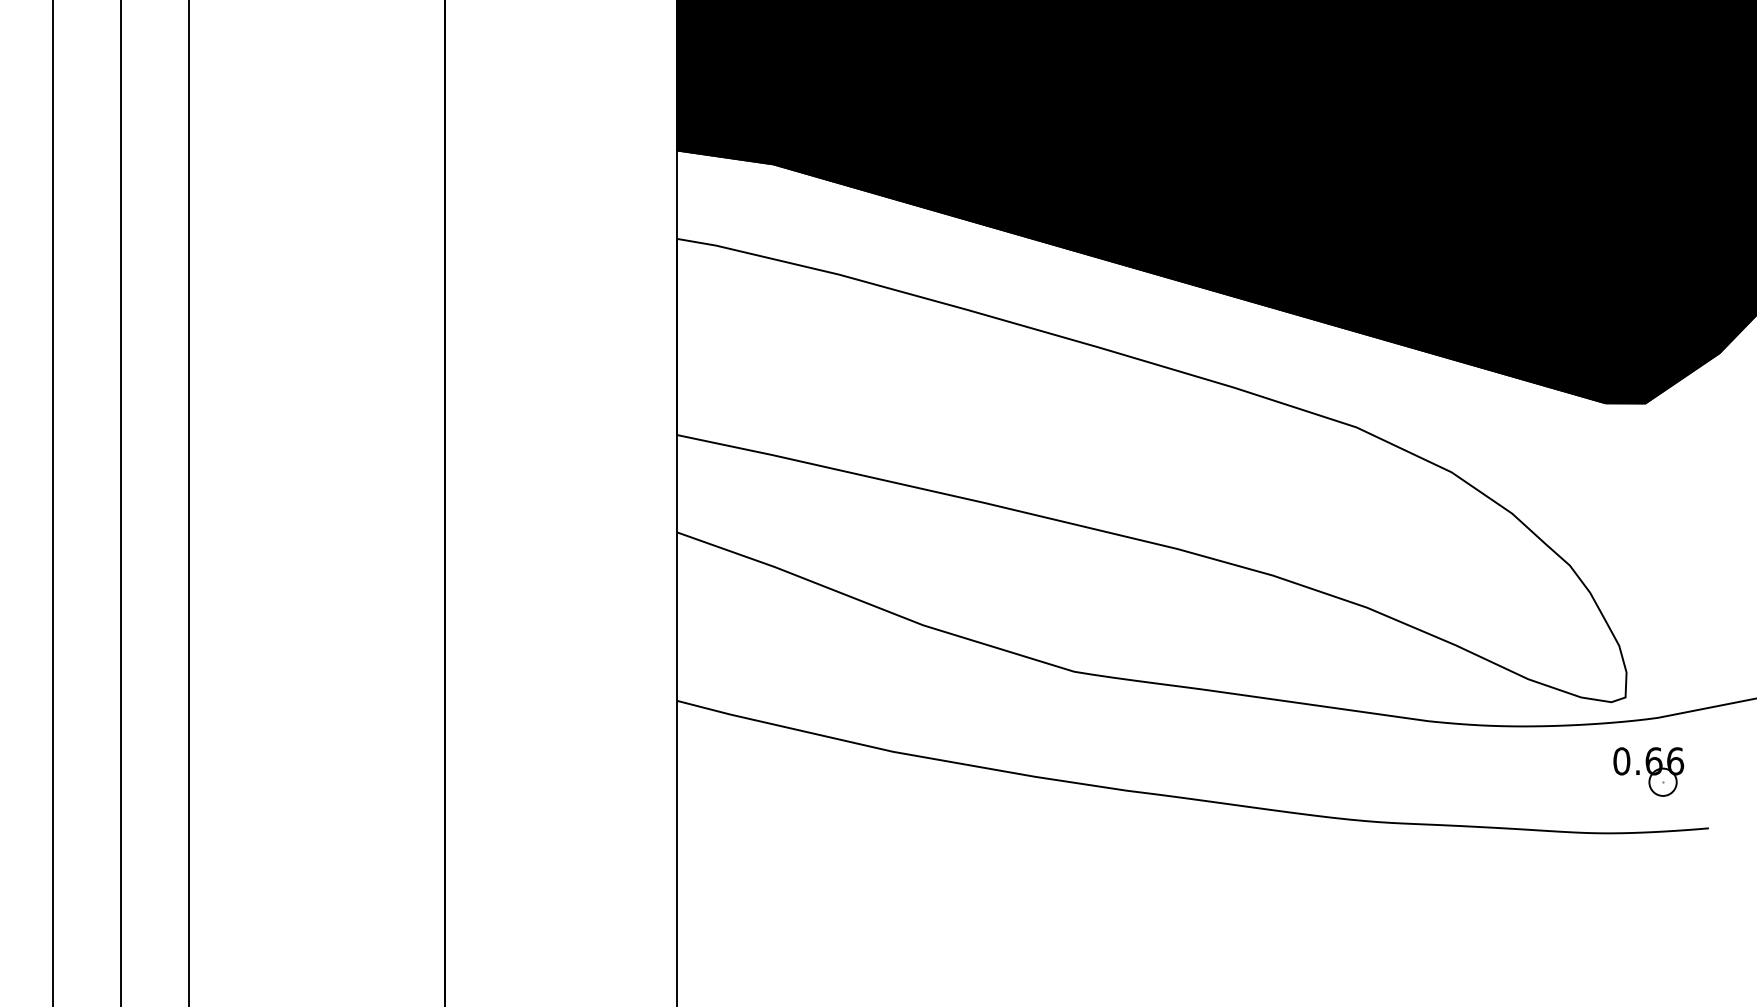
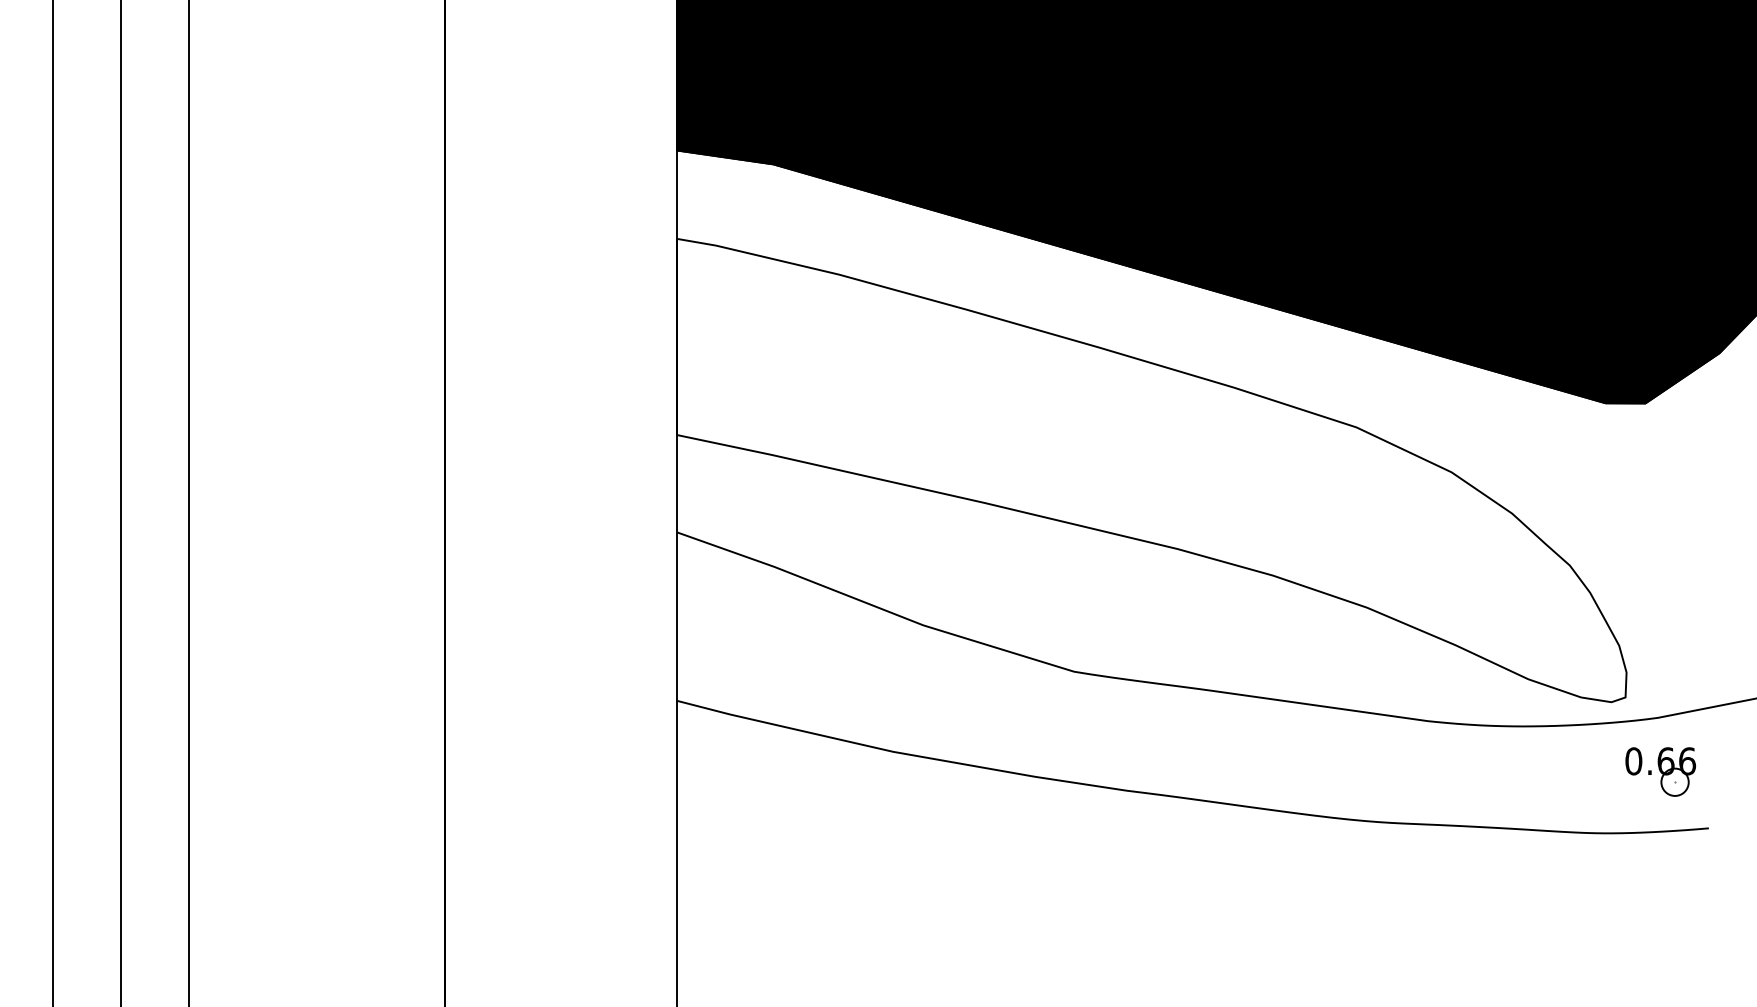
part position: (1648, 771) -> (1660, 771) (1660, 771)
